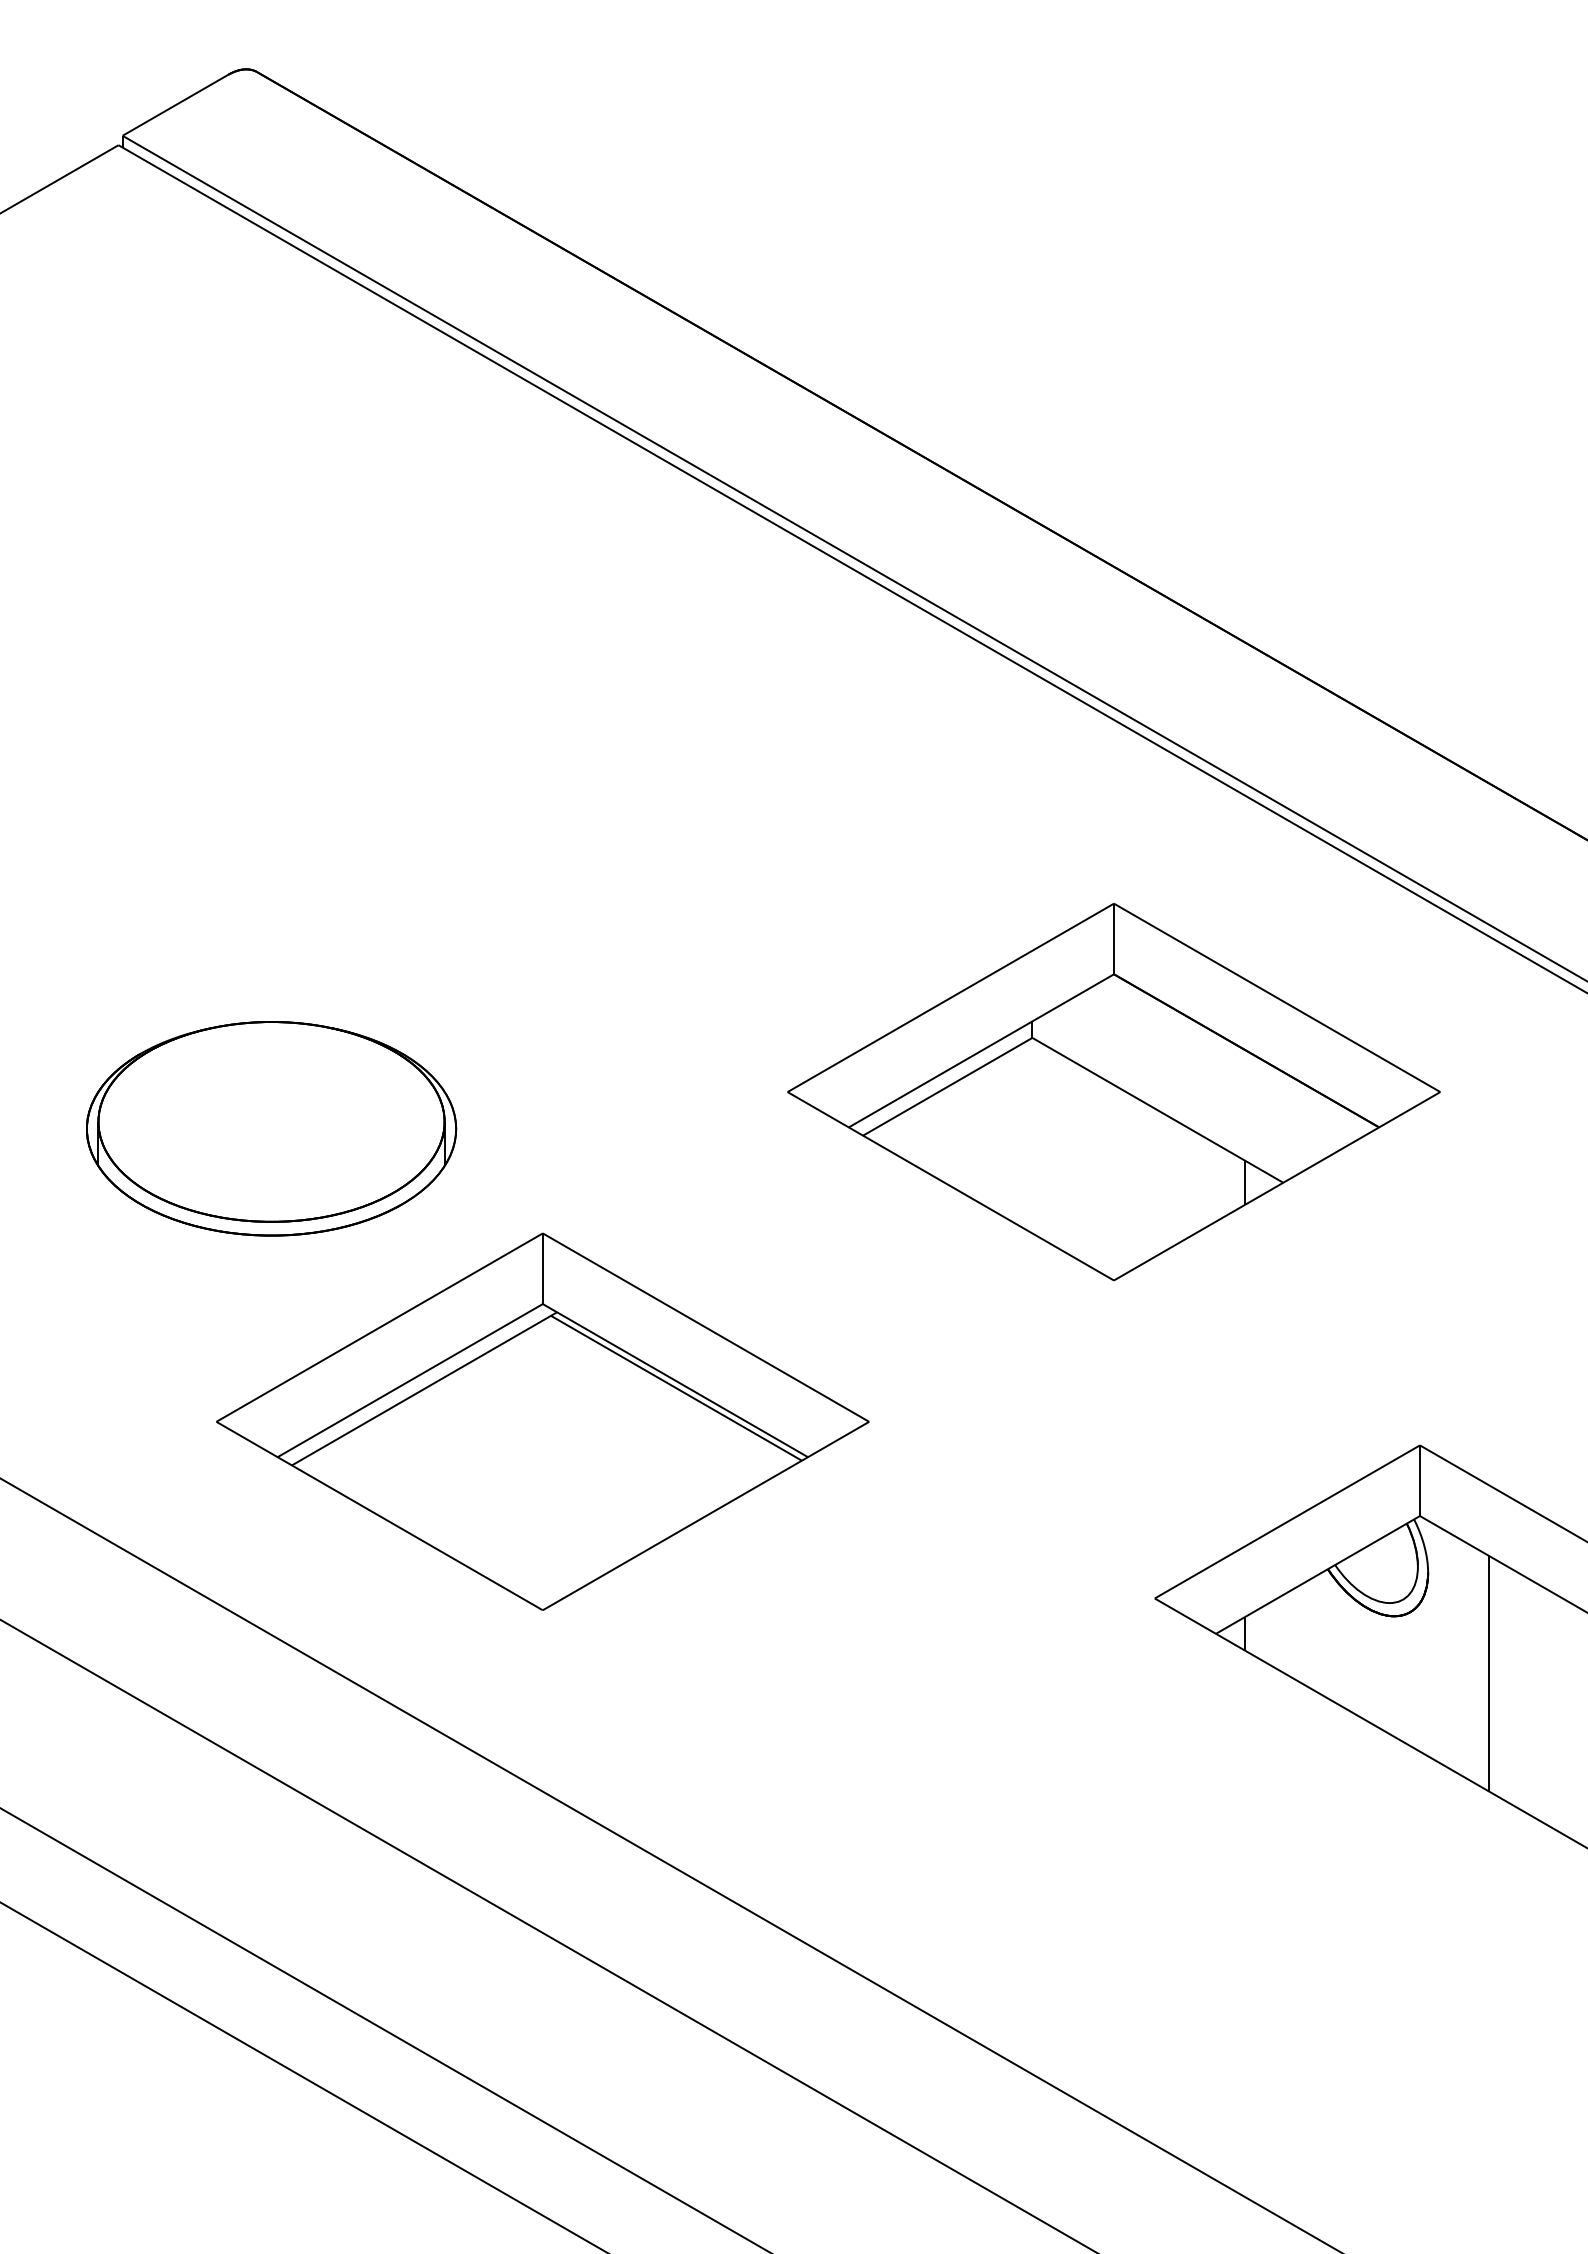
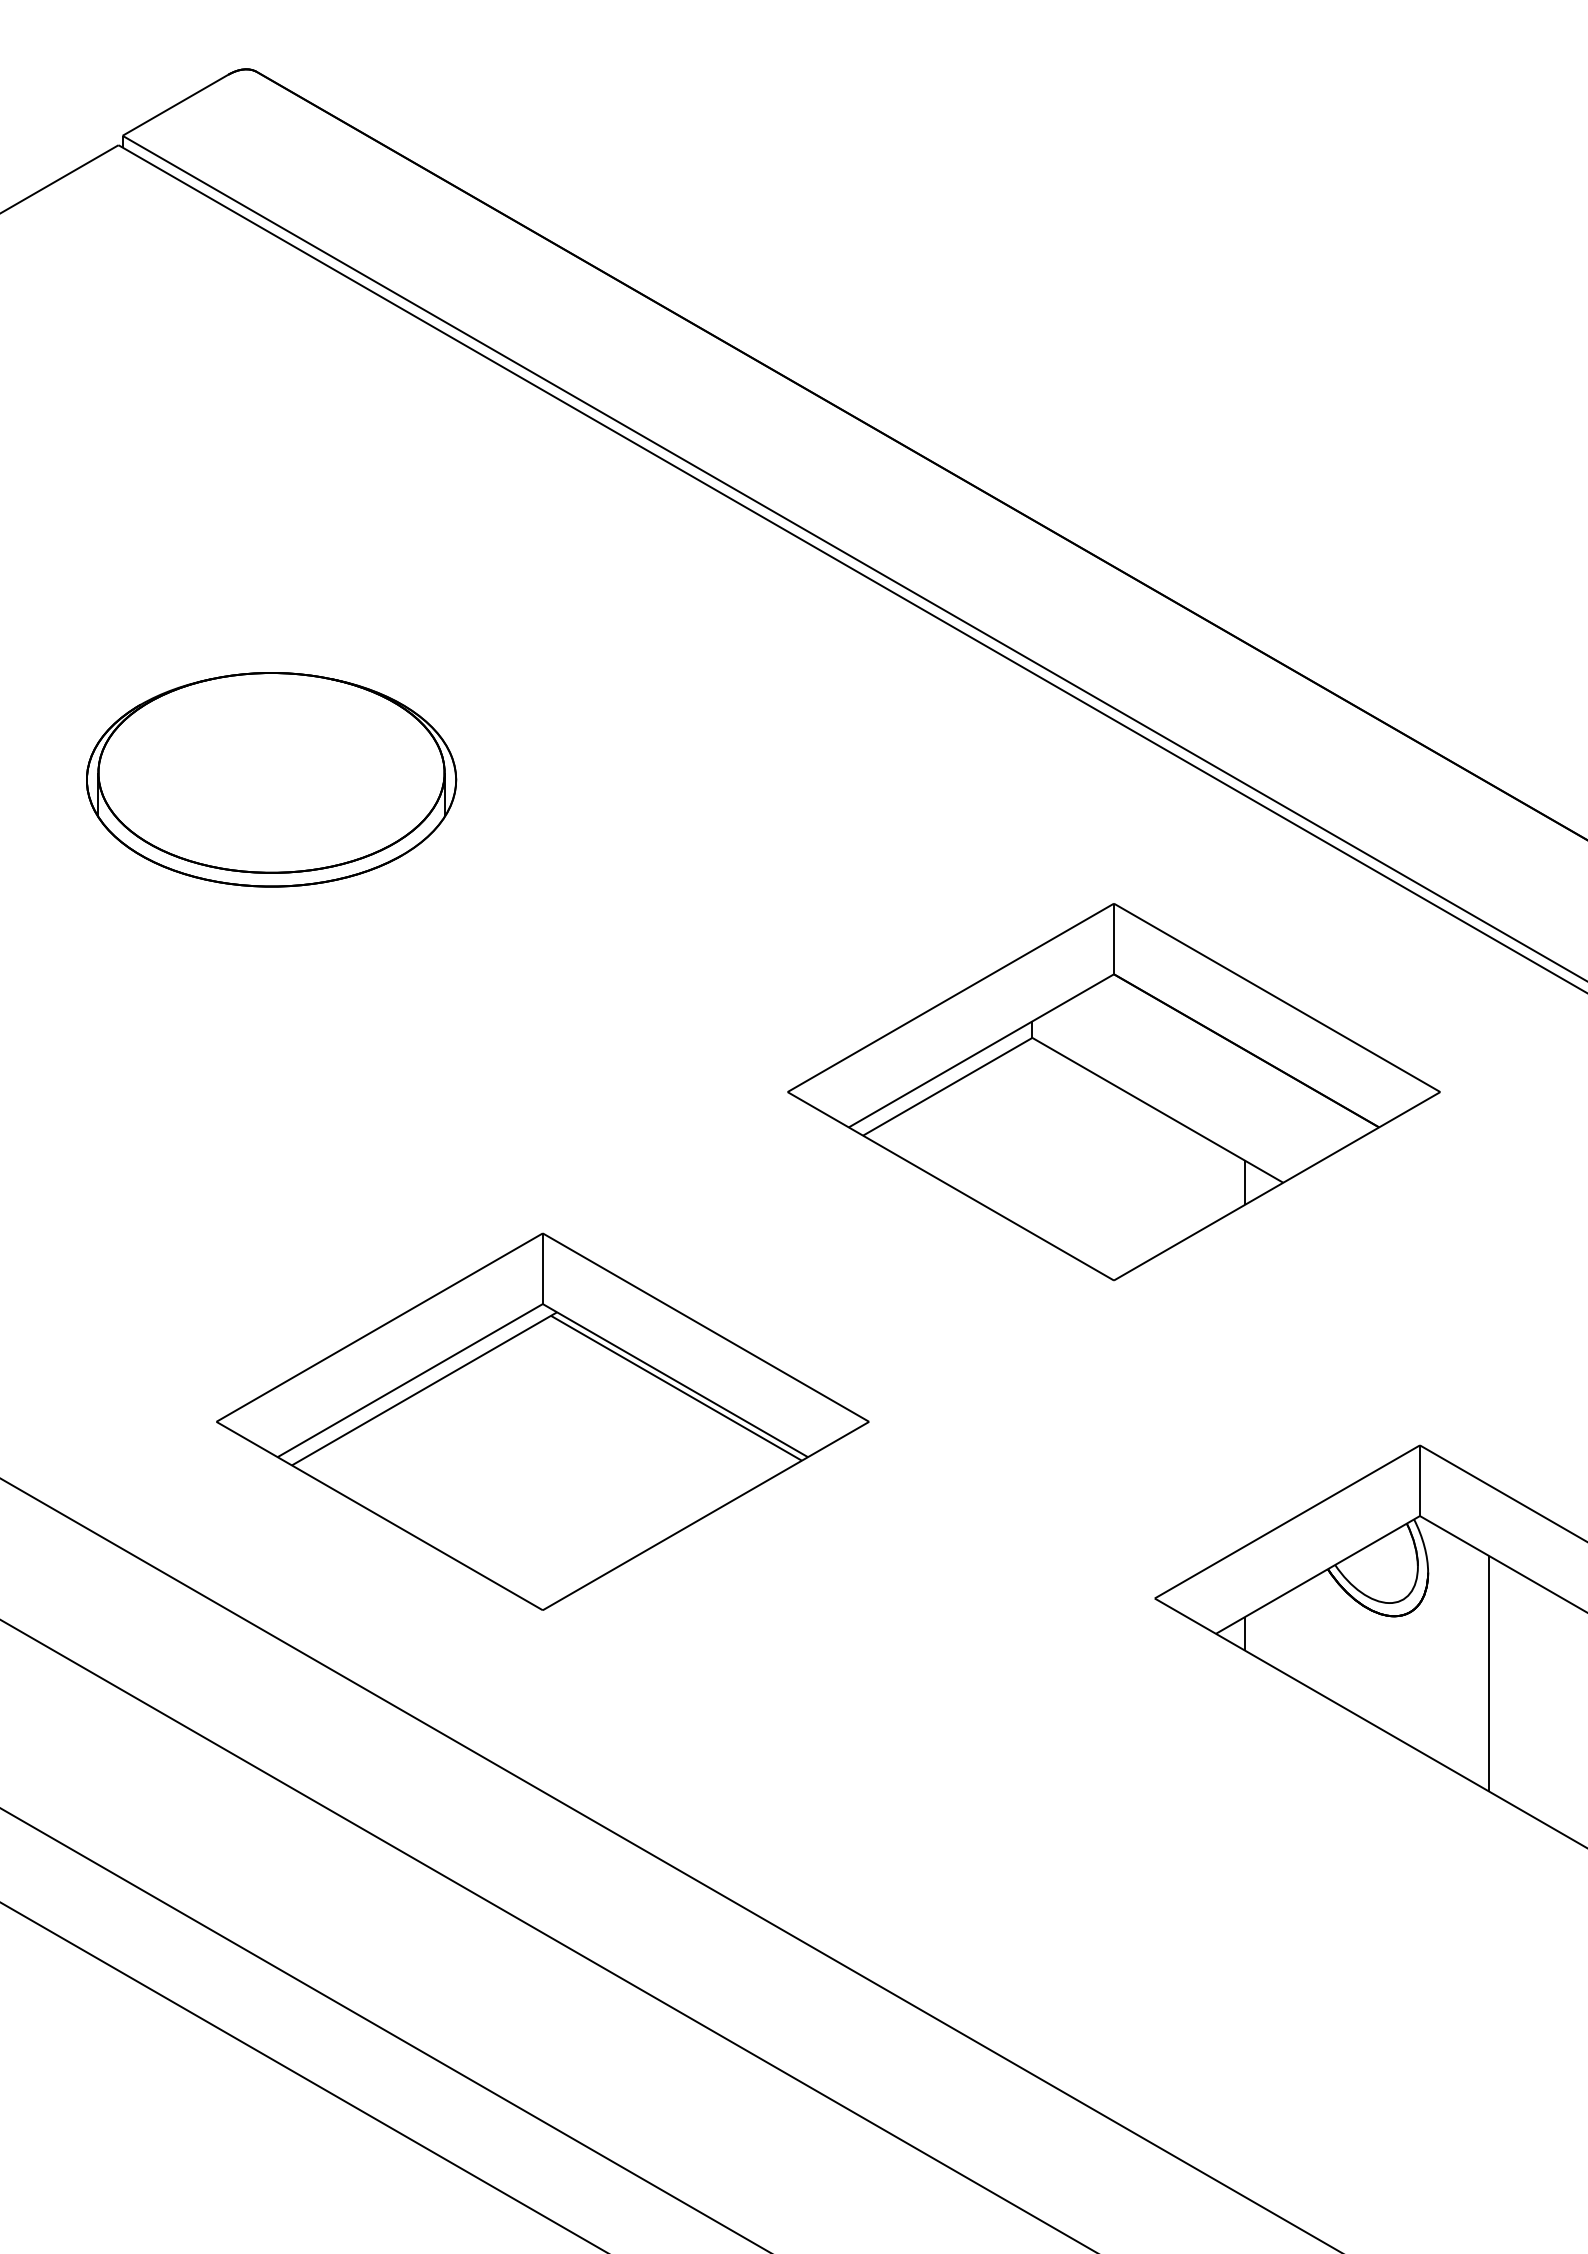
part position: (271, 1128) -> (271, 779) (271, 779)
